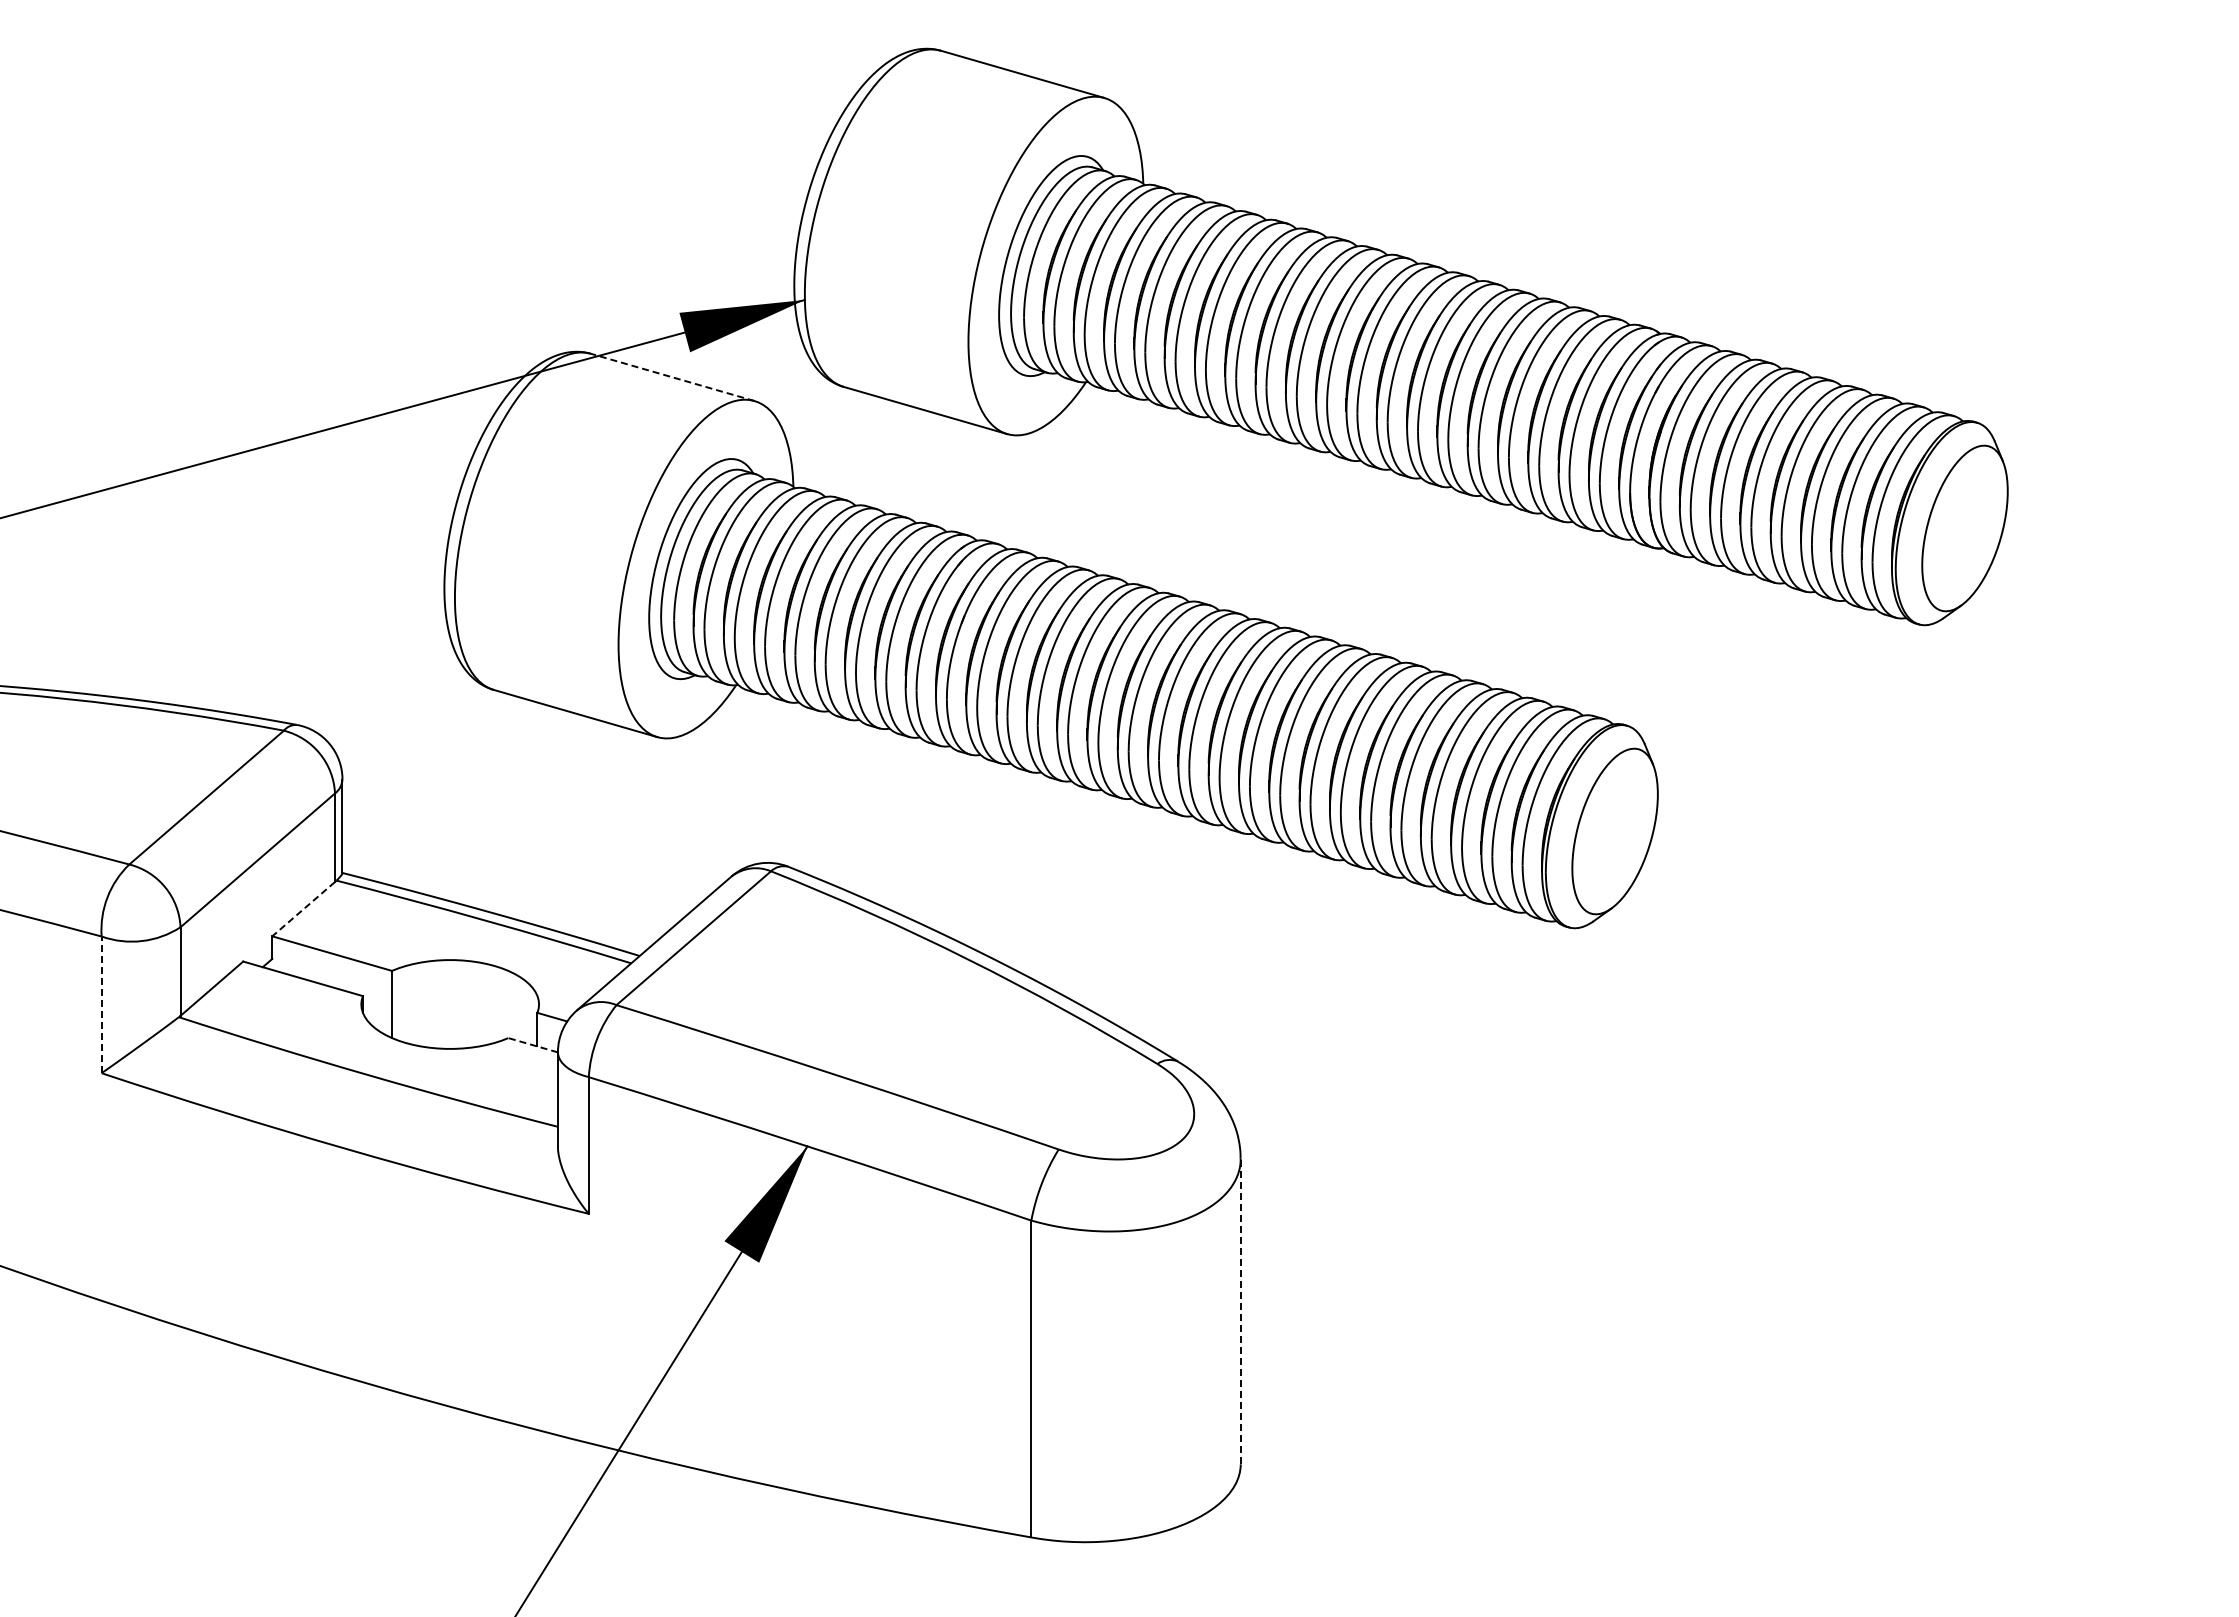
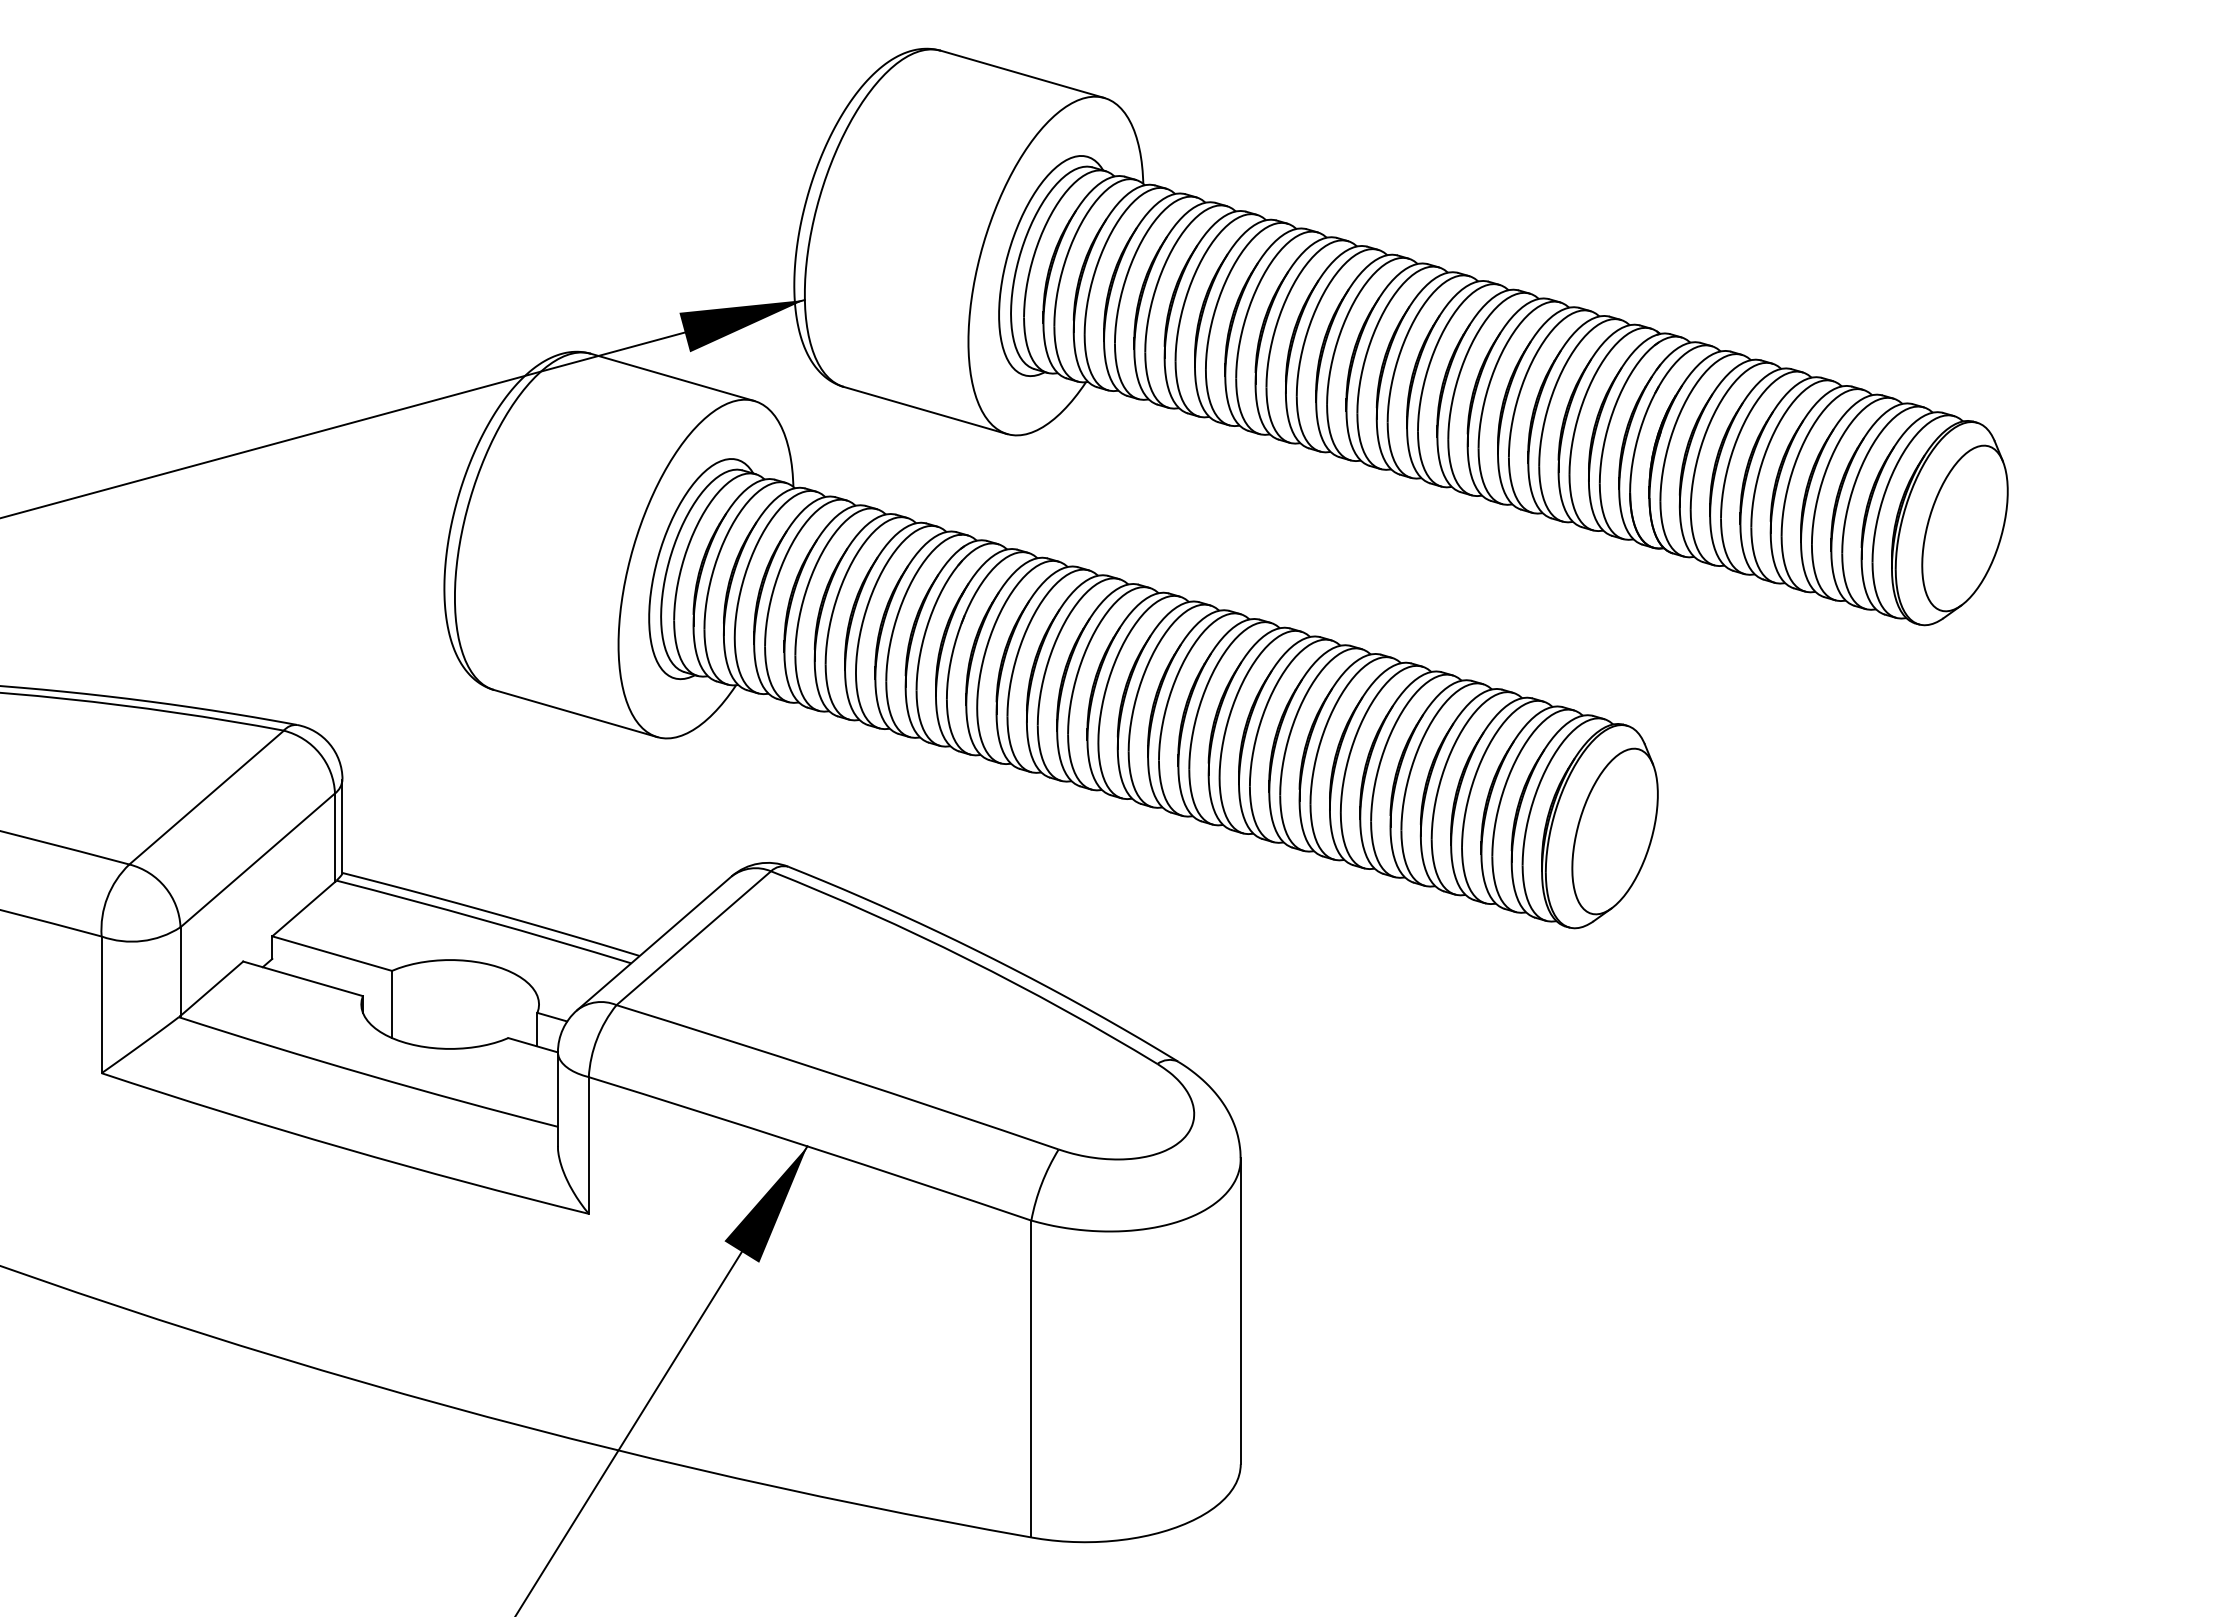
line: dashed -> solid (672, 377)
line: dashed -> solid (303, 909)
line: dashed -> solid (101, 1004)
line: dashed -> solid (533, 1045)
line: dashed -> solid (1240, 1311)
